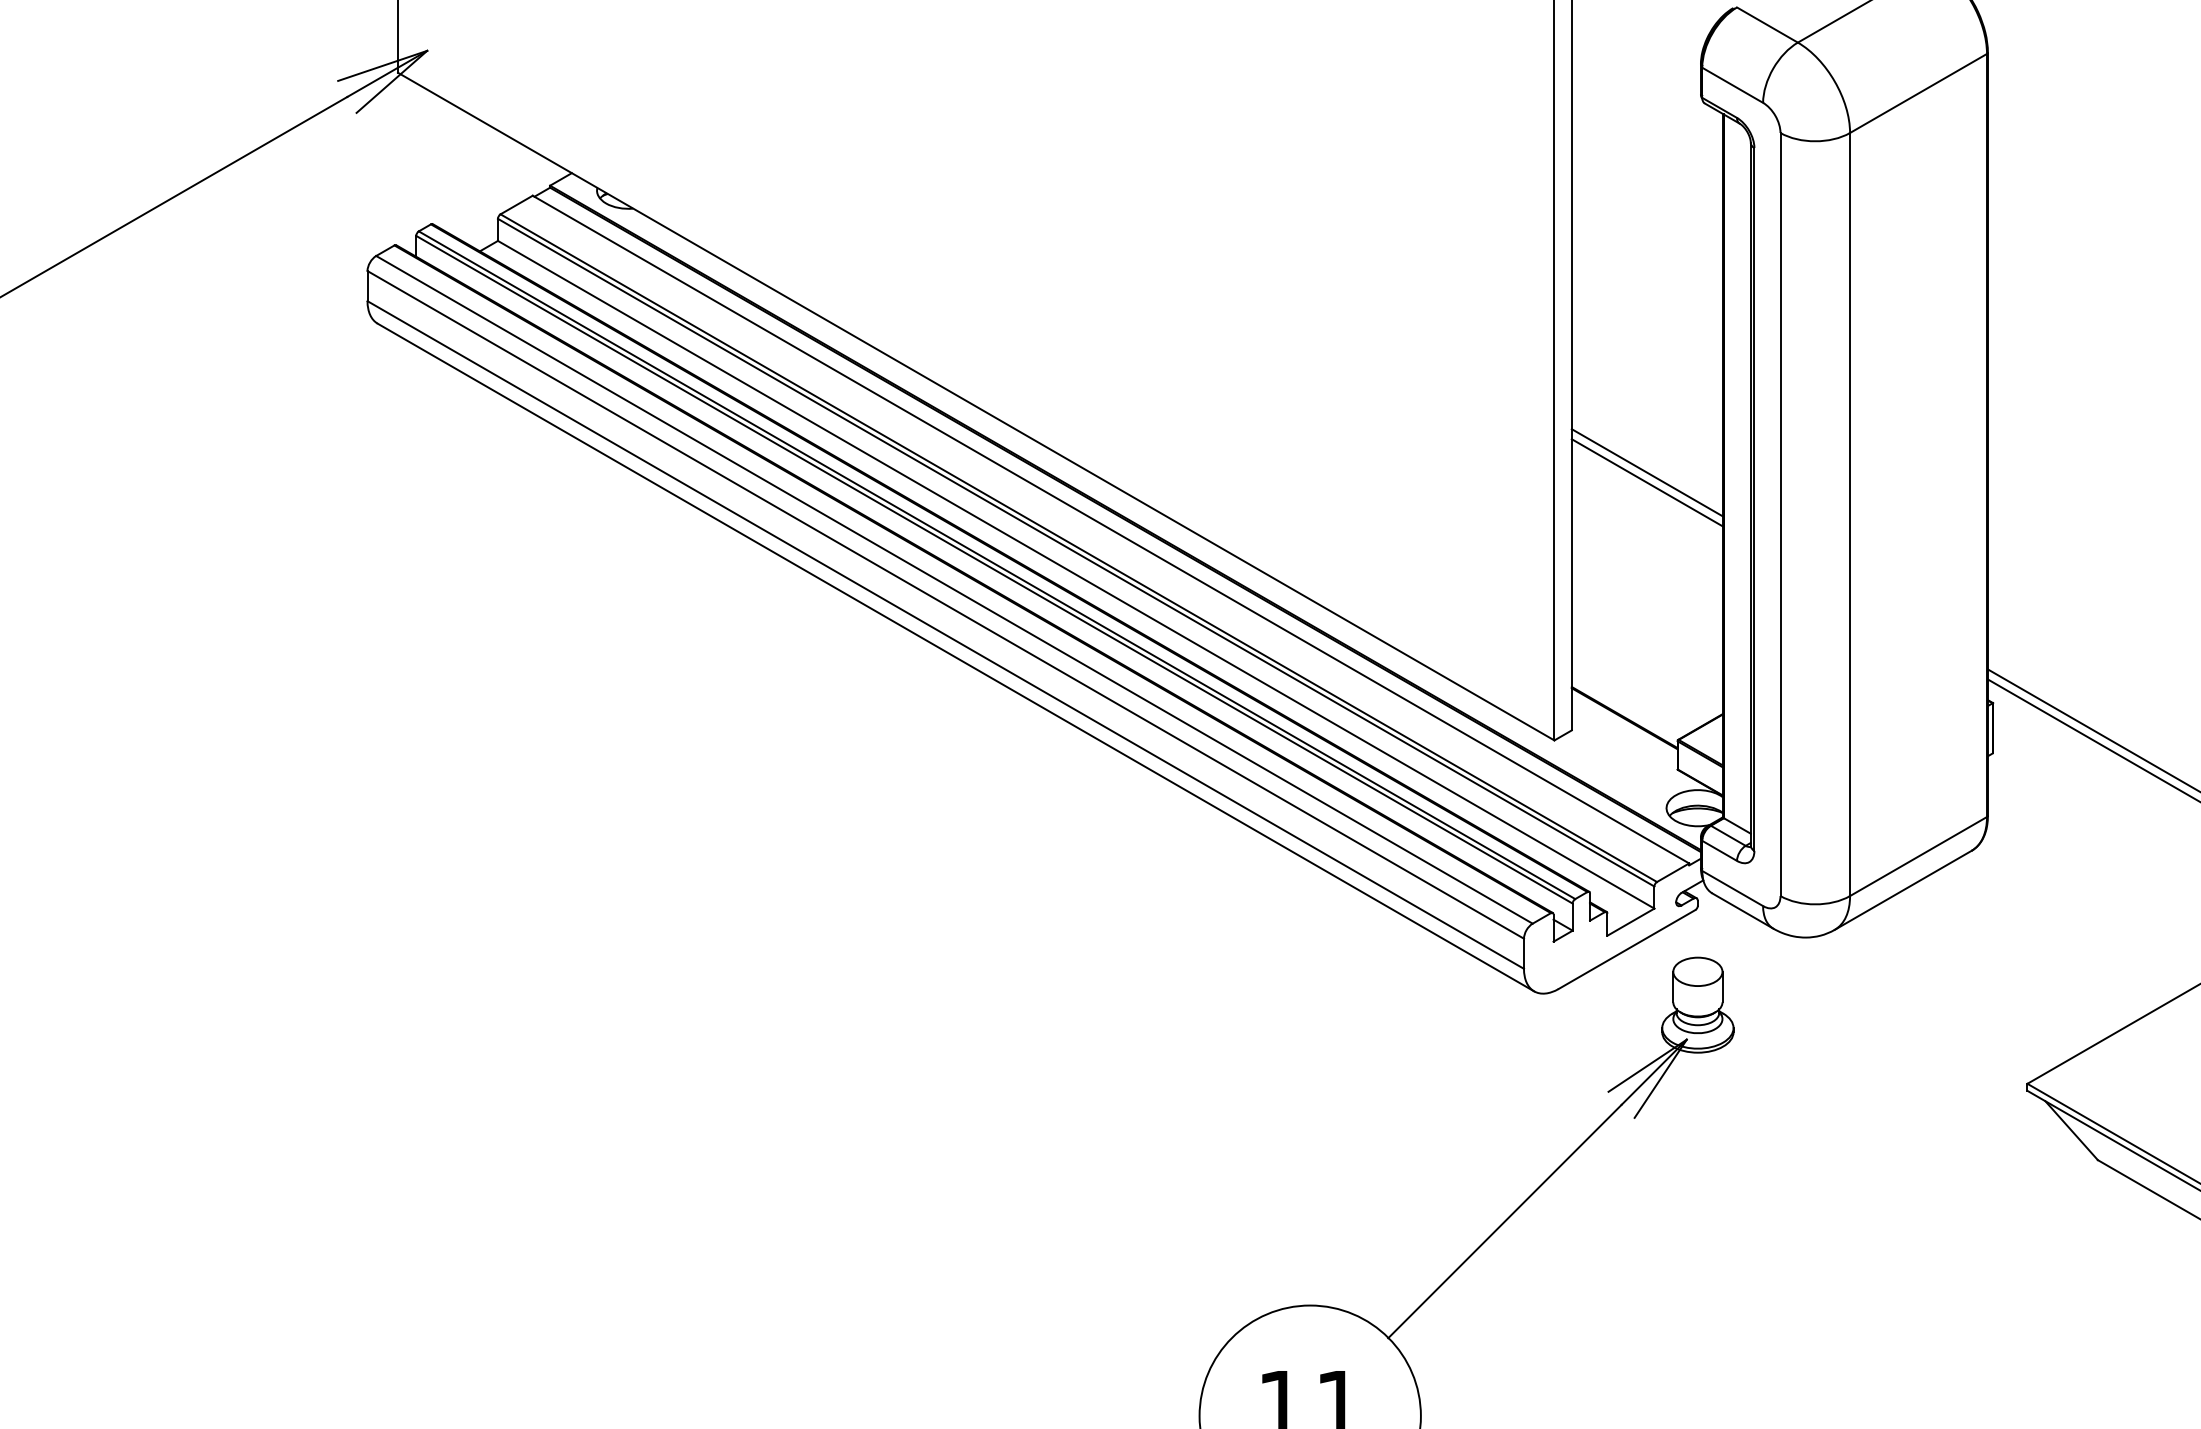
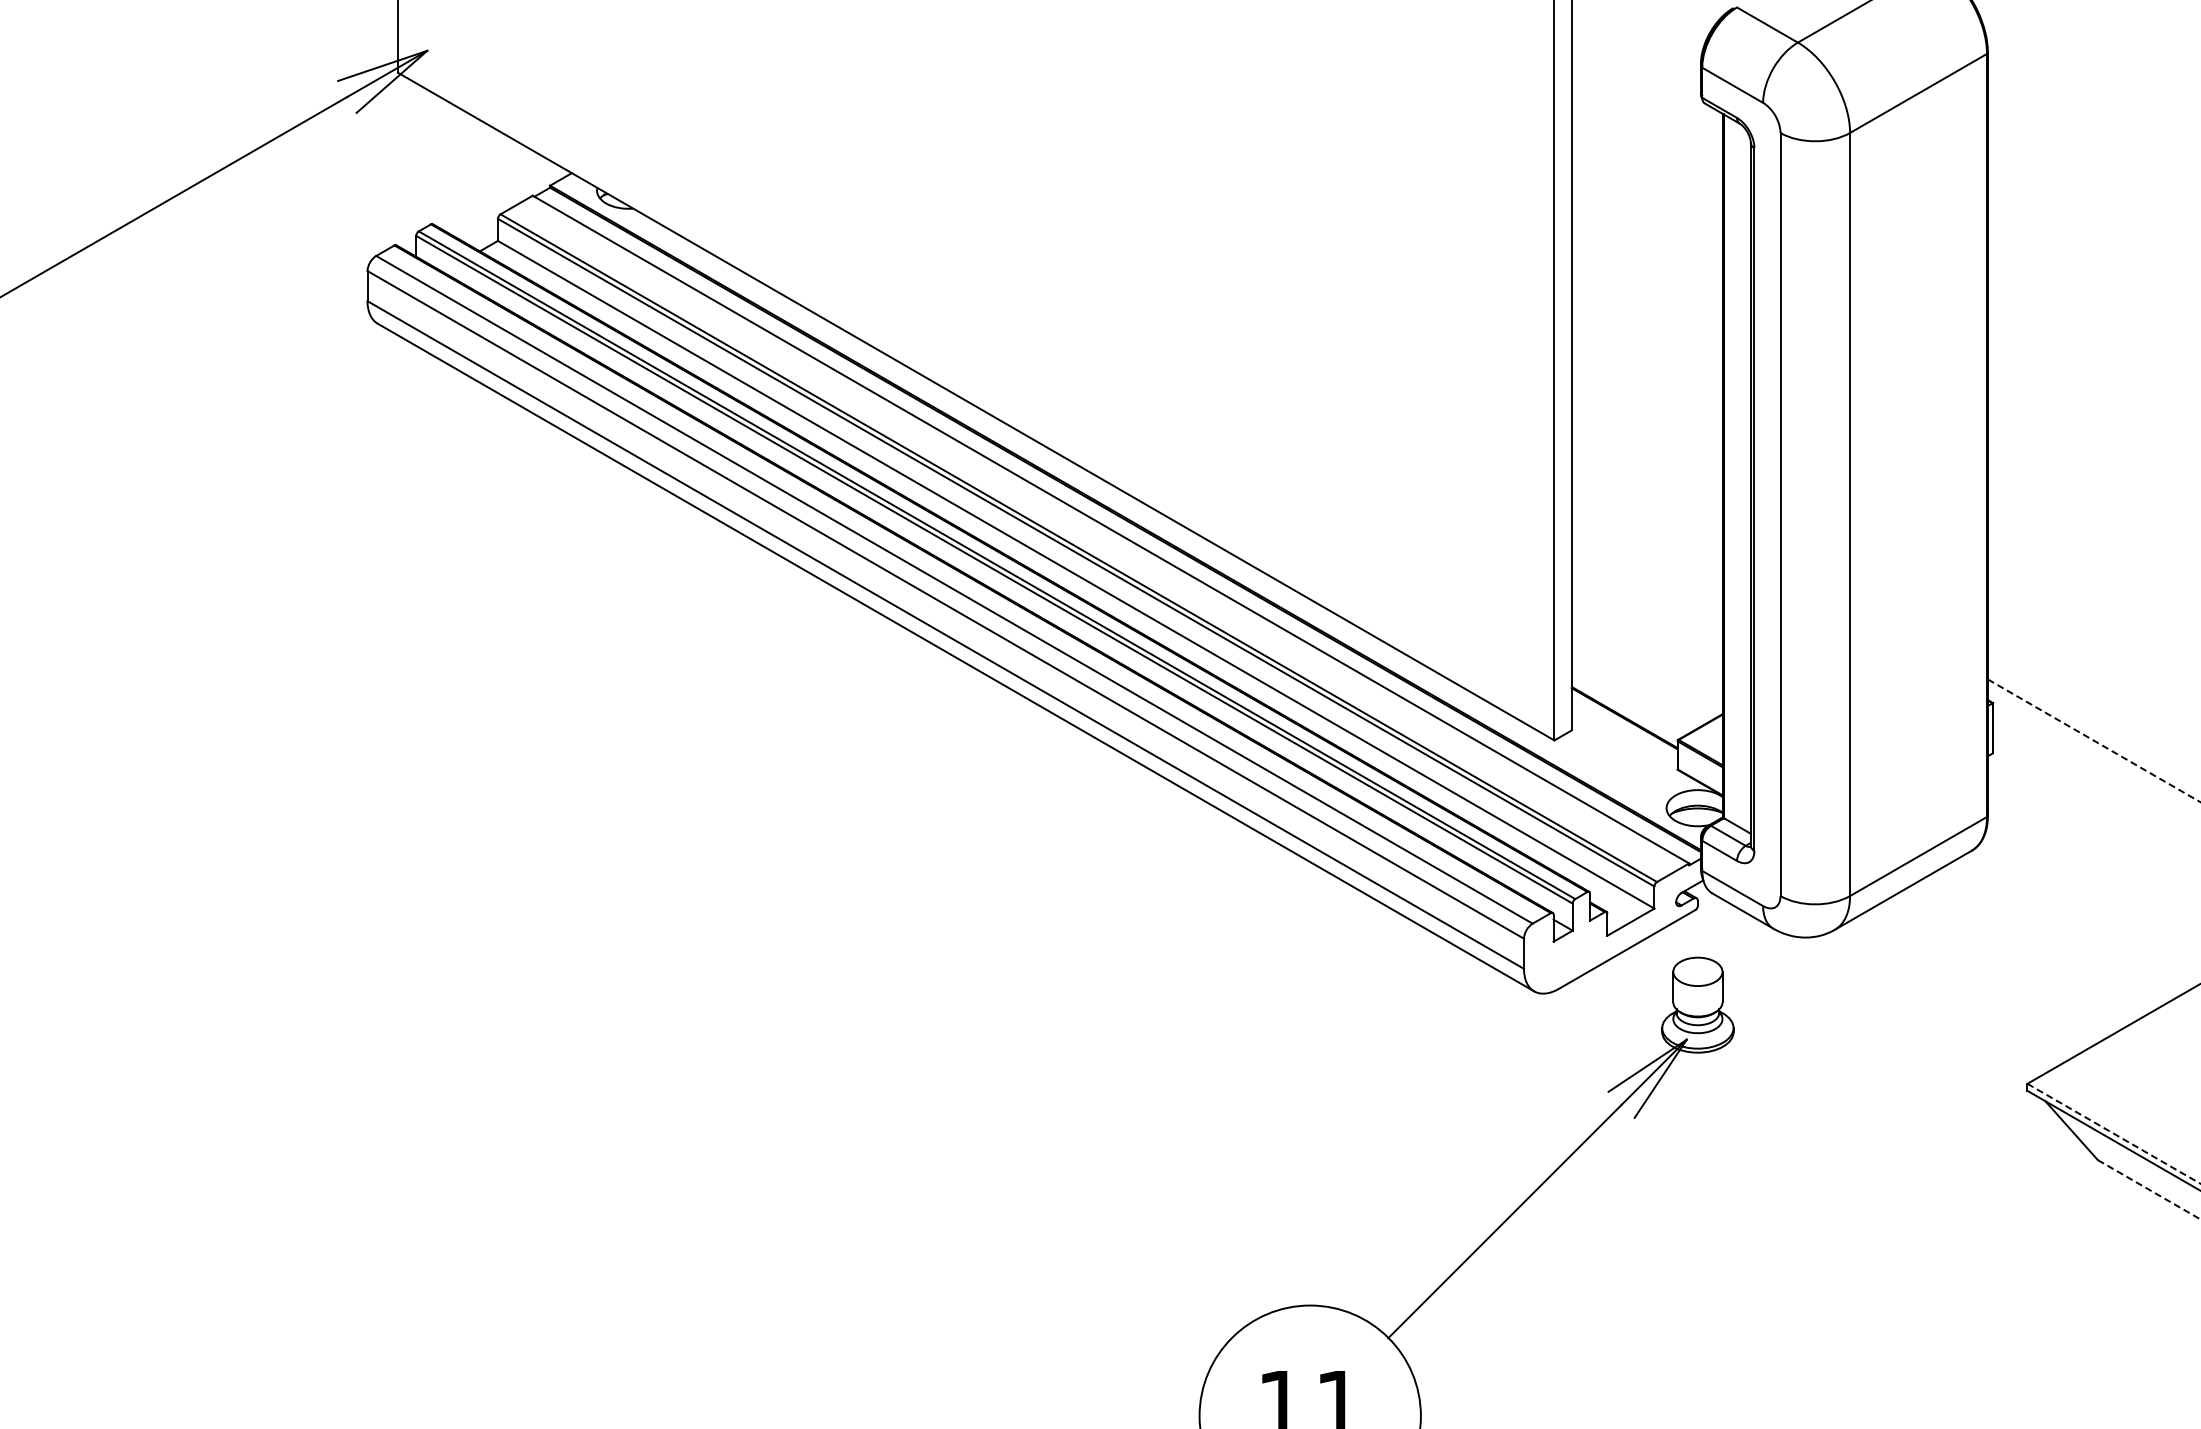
line: present -> none (1646, 472)
line: present -> none (1646, 482)
line: present -> none (2092, 729)
line: solid -> dashed (2094, 740)
line: solid -> dashed (2113, 1133)
line: solid -> dashed (2149, 1190)
